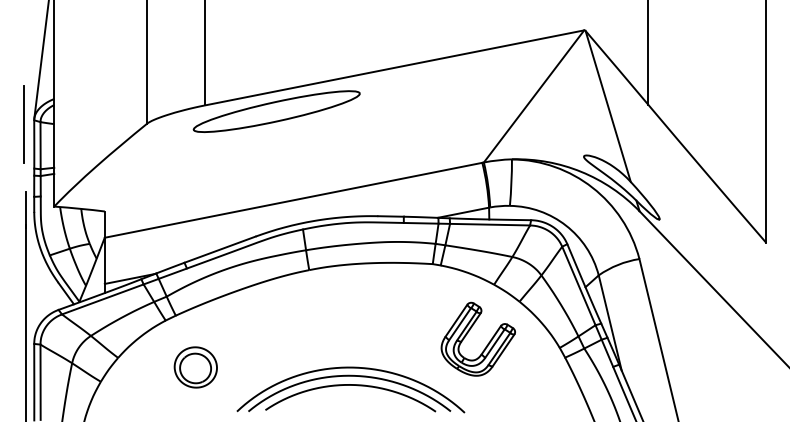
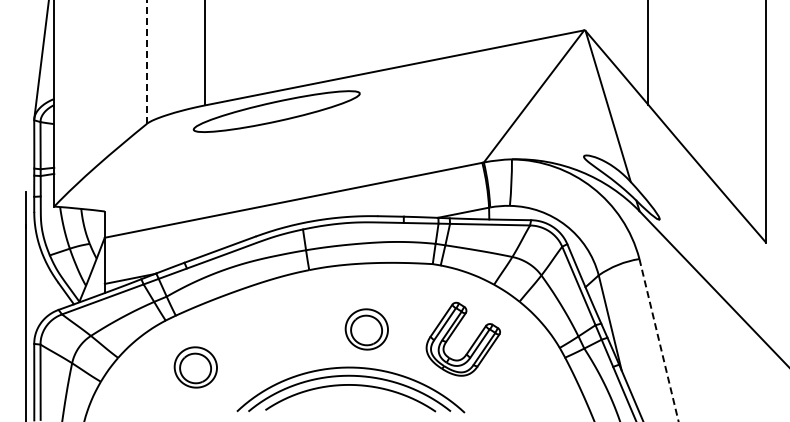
line: solid -> dashed (147, 61)
line: present -> none (23, 124)
part: none -> present (366, 329)
part position: (468, 333) -> (453, 333) (453, 333)
line: solid -> dashed (659, 340)
